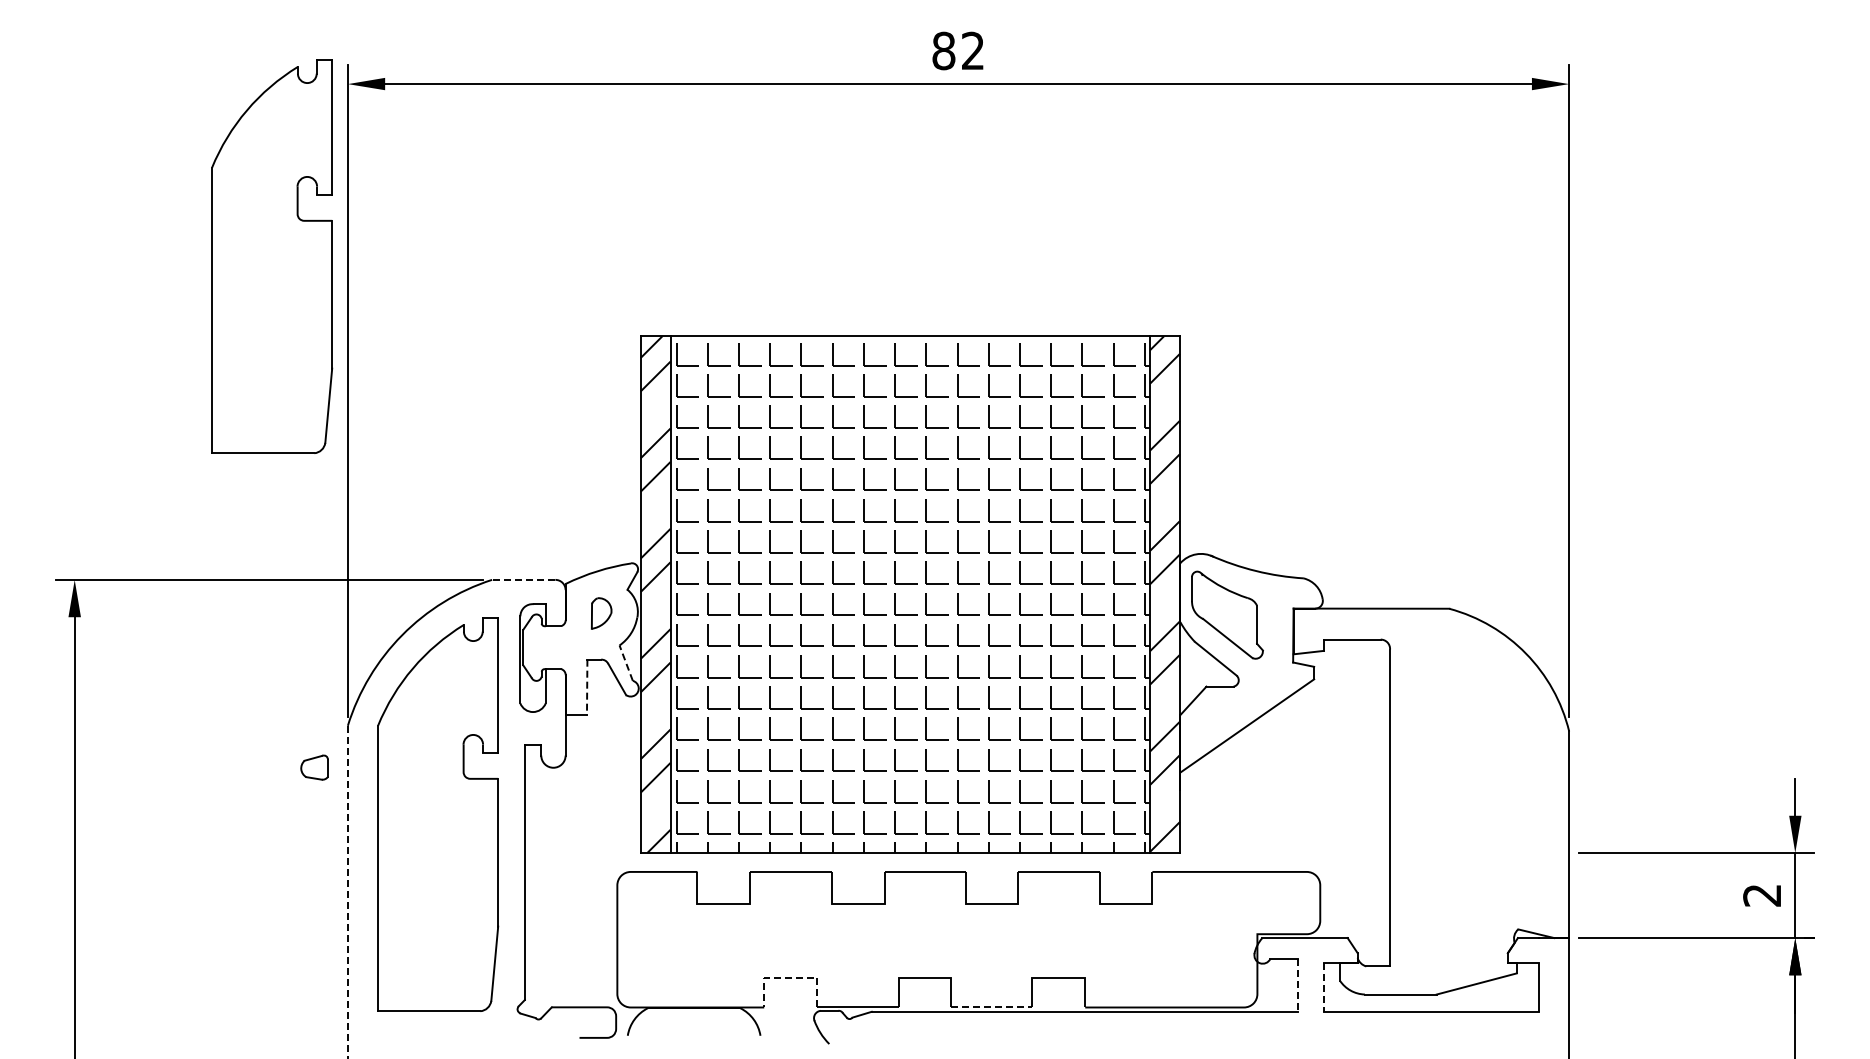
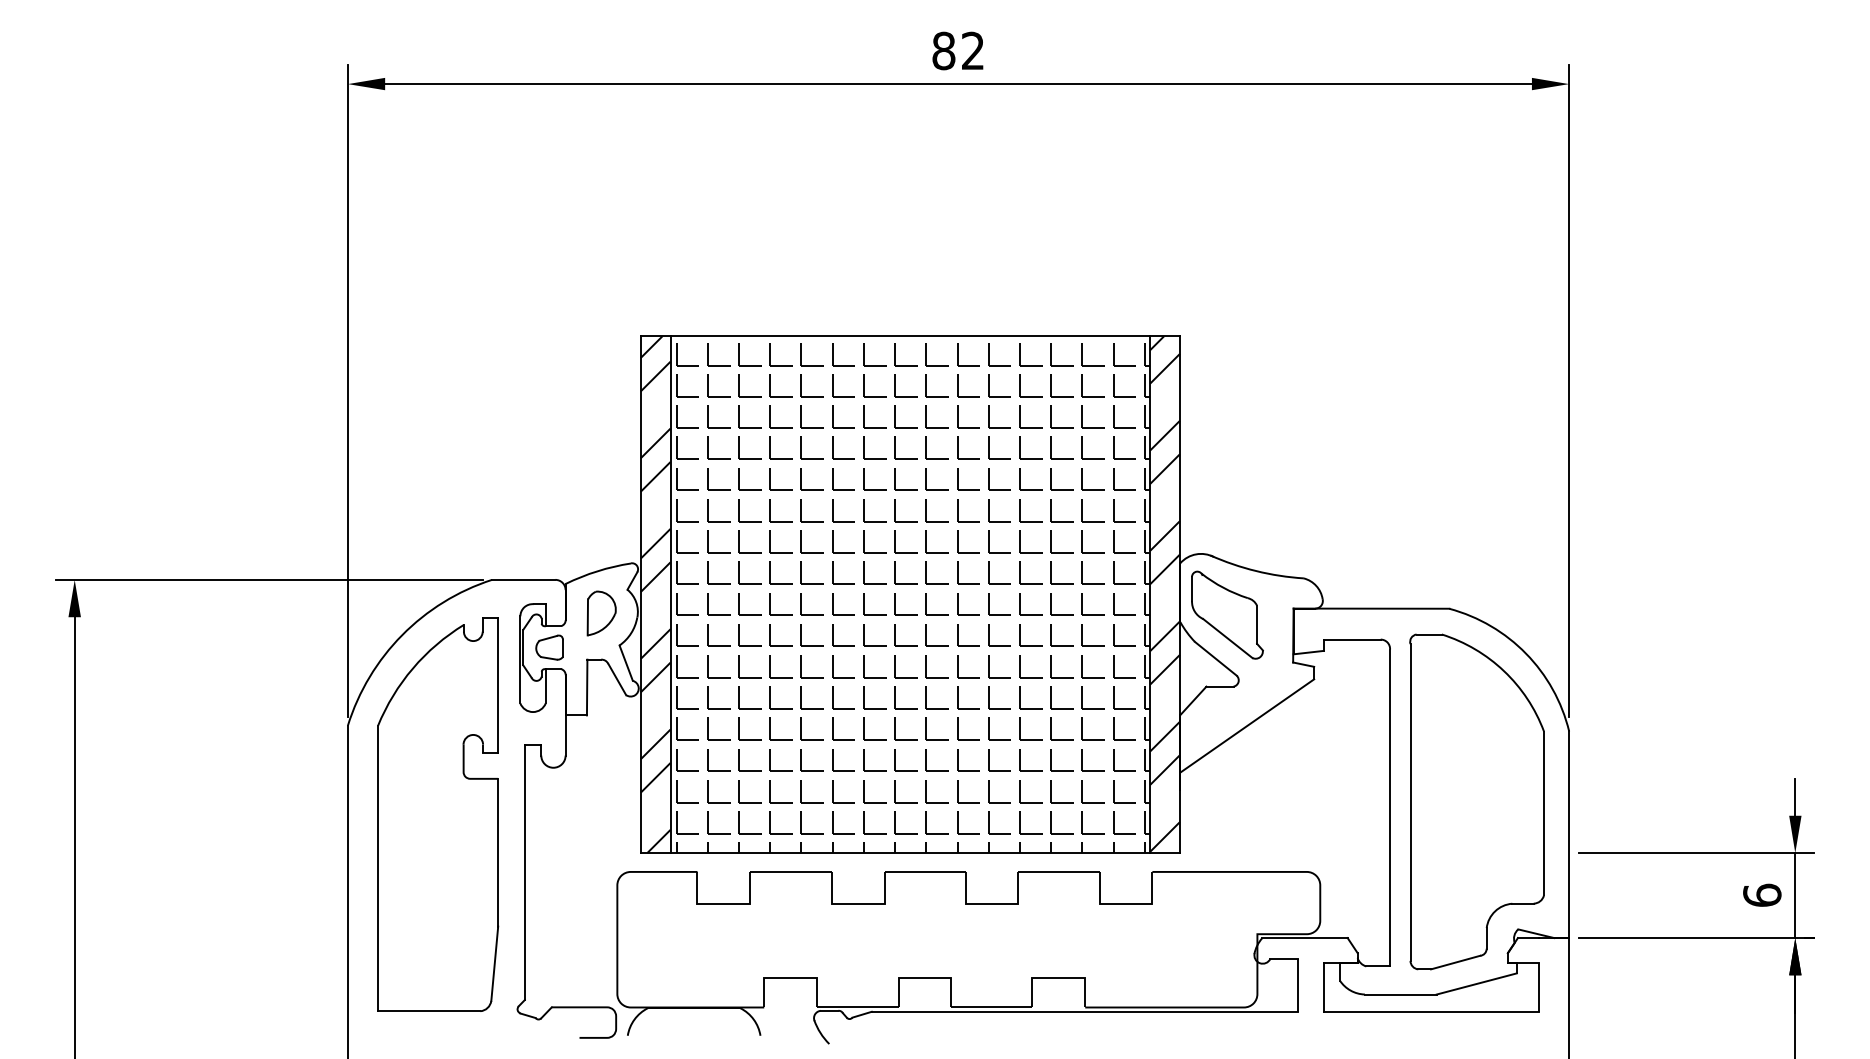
part: present -> none (272, 256)
line: dashed -> solid (523, 579)
part size: 22x33 px -> 31x47 px (601, 613)
line: dashed -> solid (626, 663)
line: dashed -> solid (587, 687)
part position: (314, 767) -> (549, 647) (549, 647)
part: none -> present (1476, 801)
line: dashed -> solid (347, 892)
text: 2 -> 6 (1762, 894)
line: dashed -> solid (790, 977)
line: dashed -> solid (1297, 985)
line: dashed -> solid (1324, 988)
line: dashed -> solid (991, 1007)
